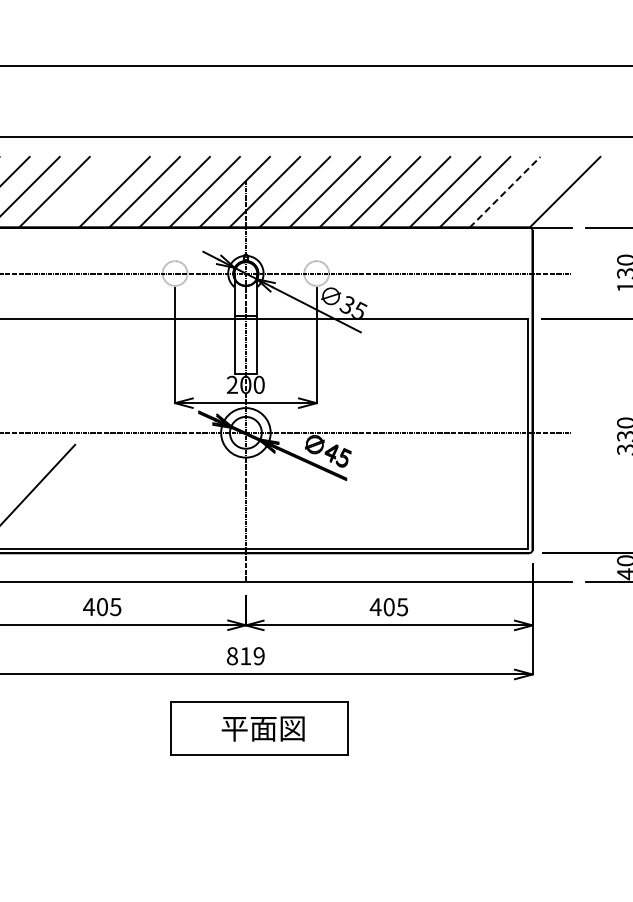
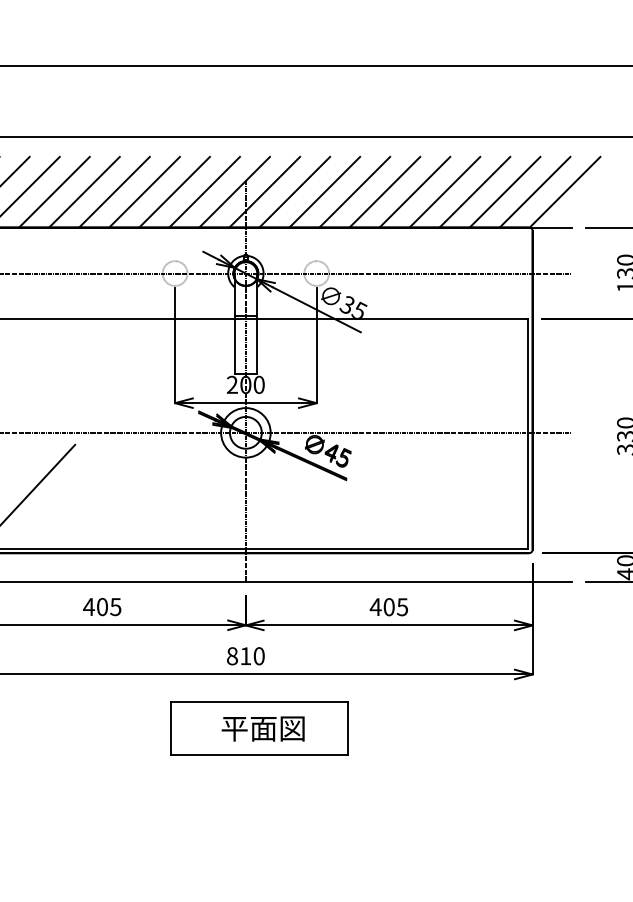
line: none -> present (84, 191)
line: dashed -> solid (505, 191)
line: none -> present (534, 191)
text: 819 -> 810 (258, 656)
